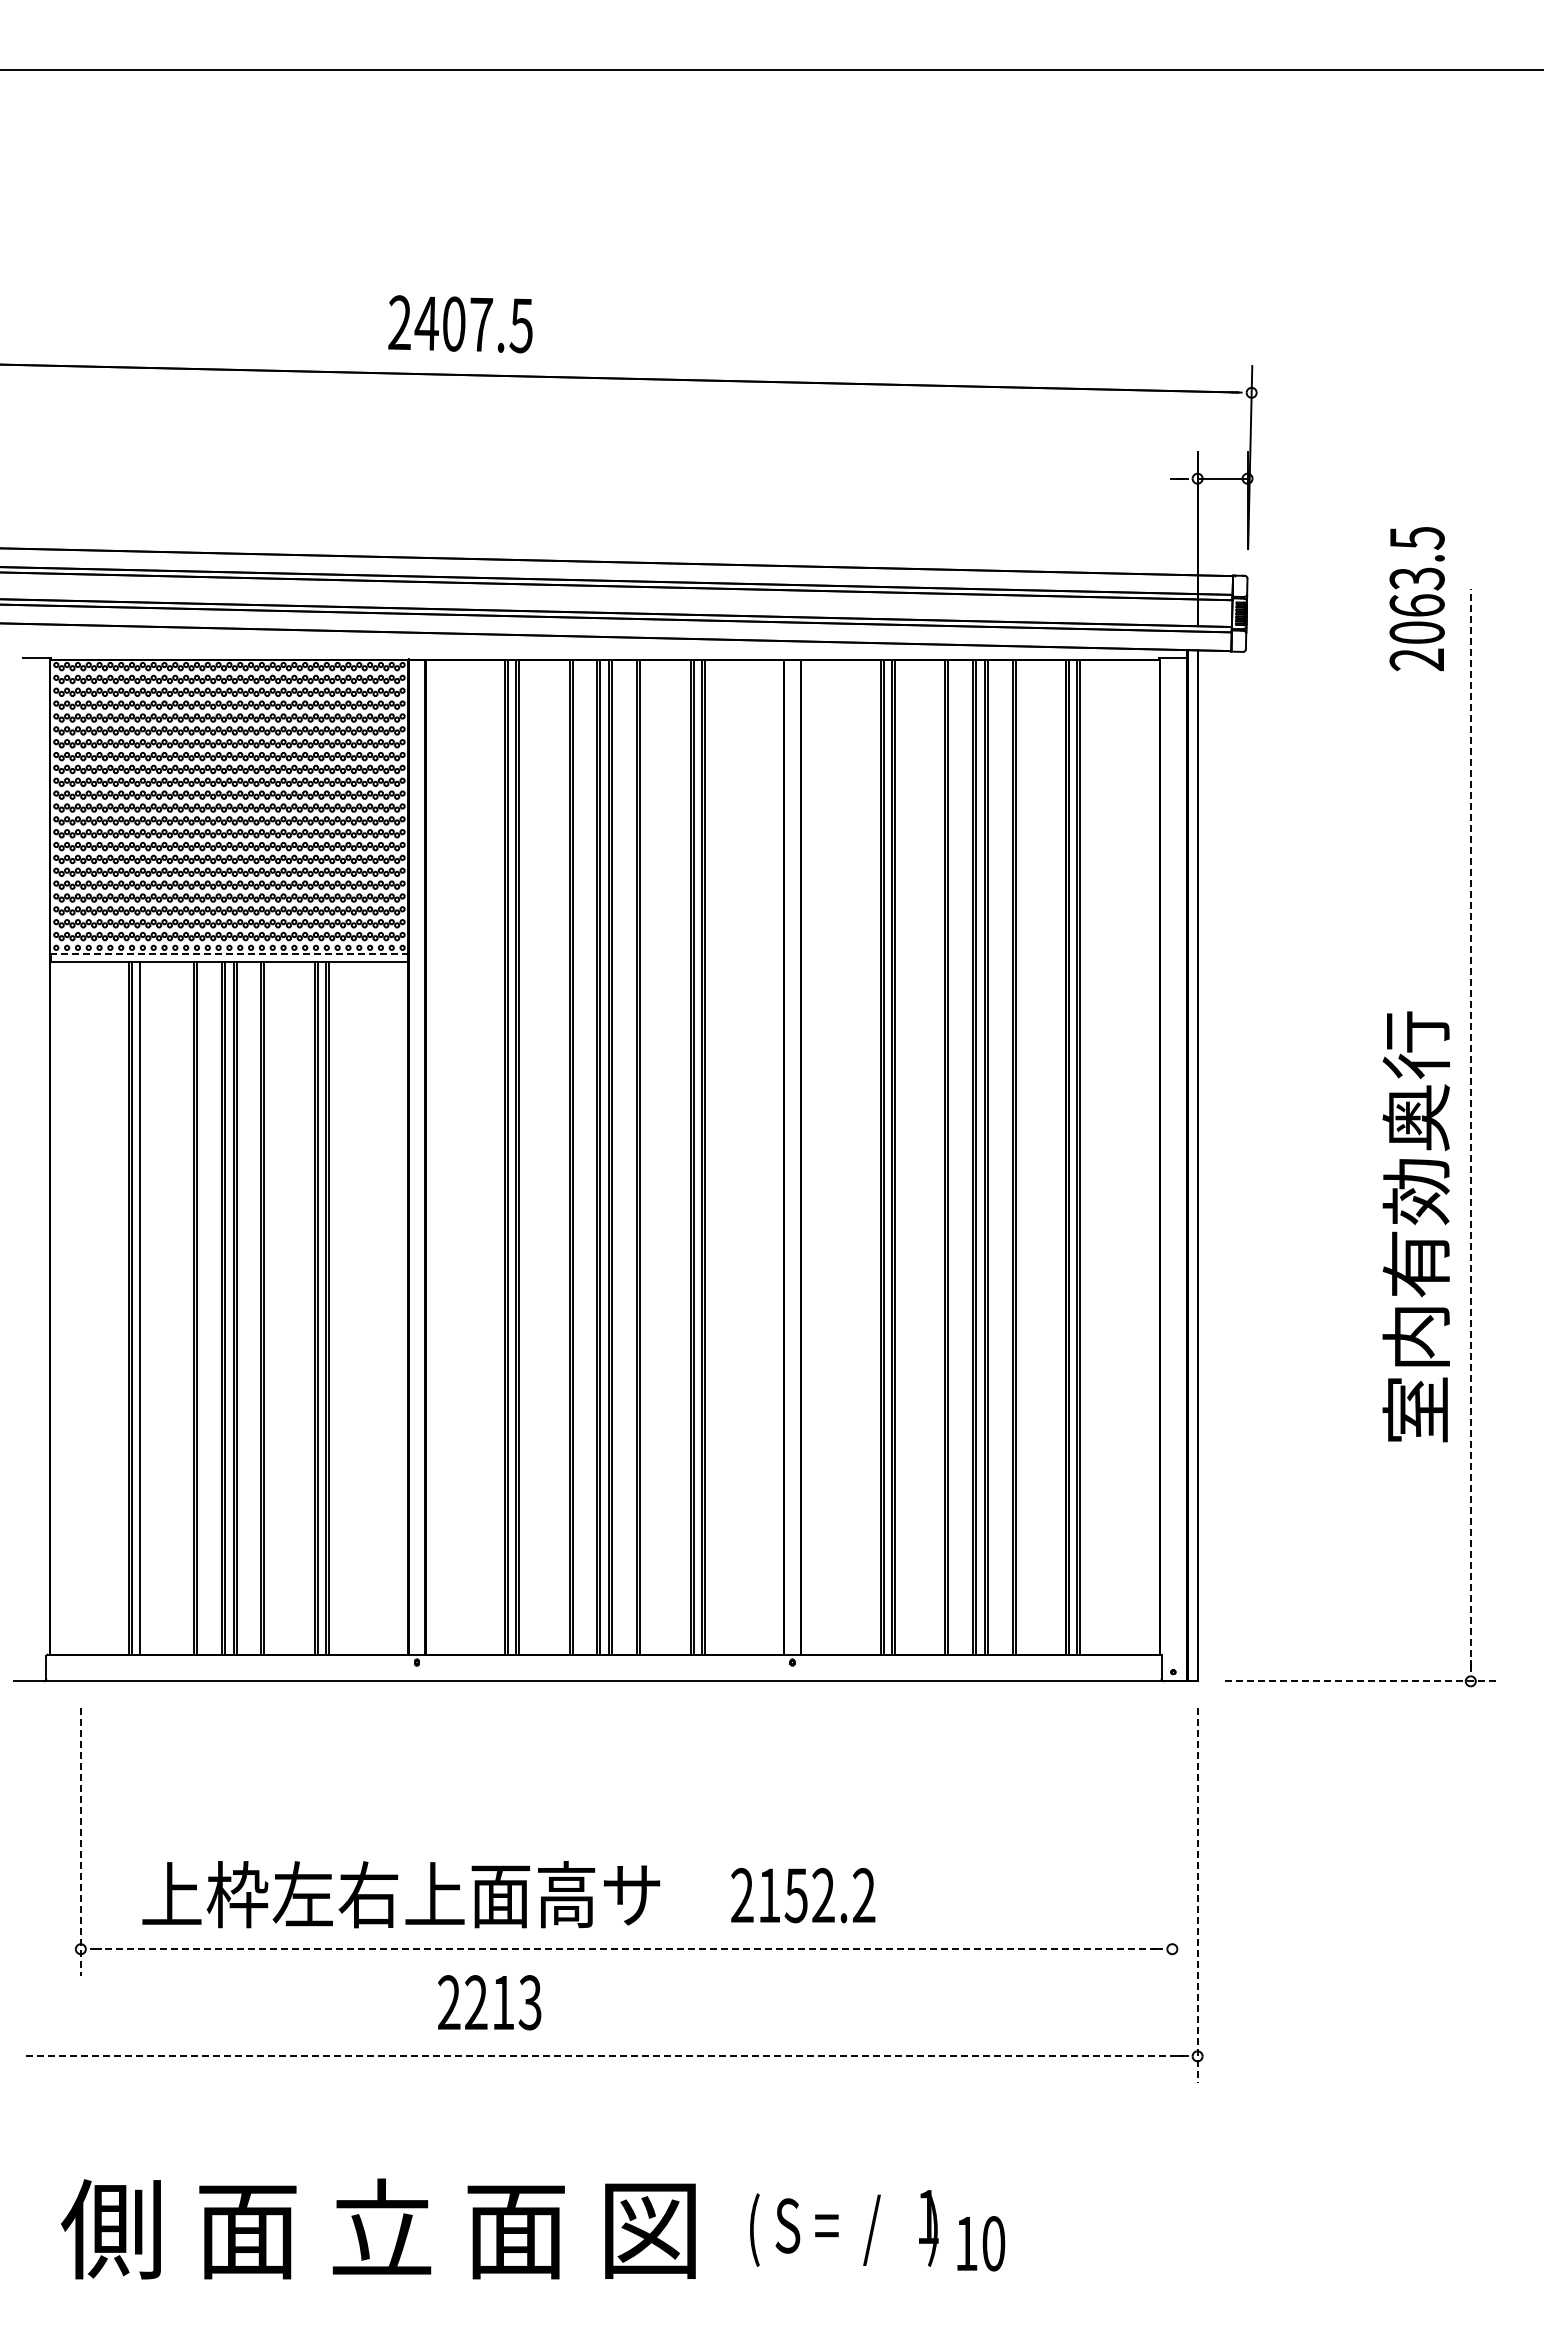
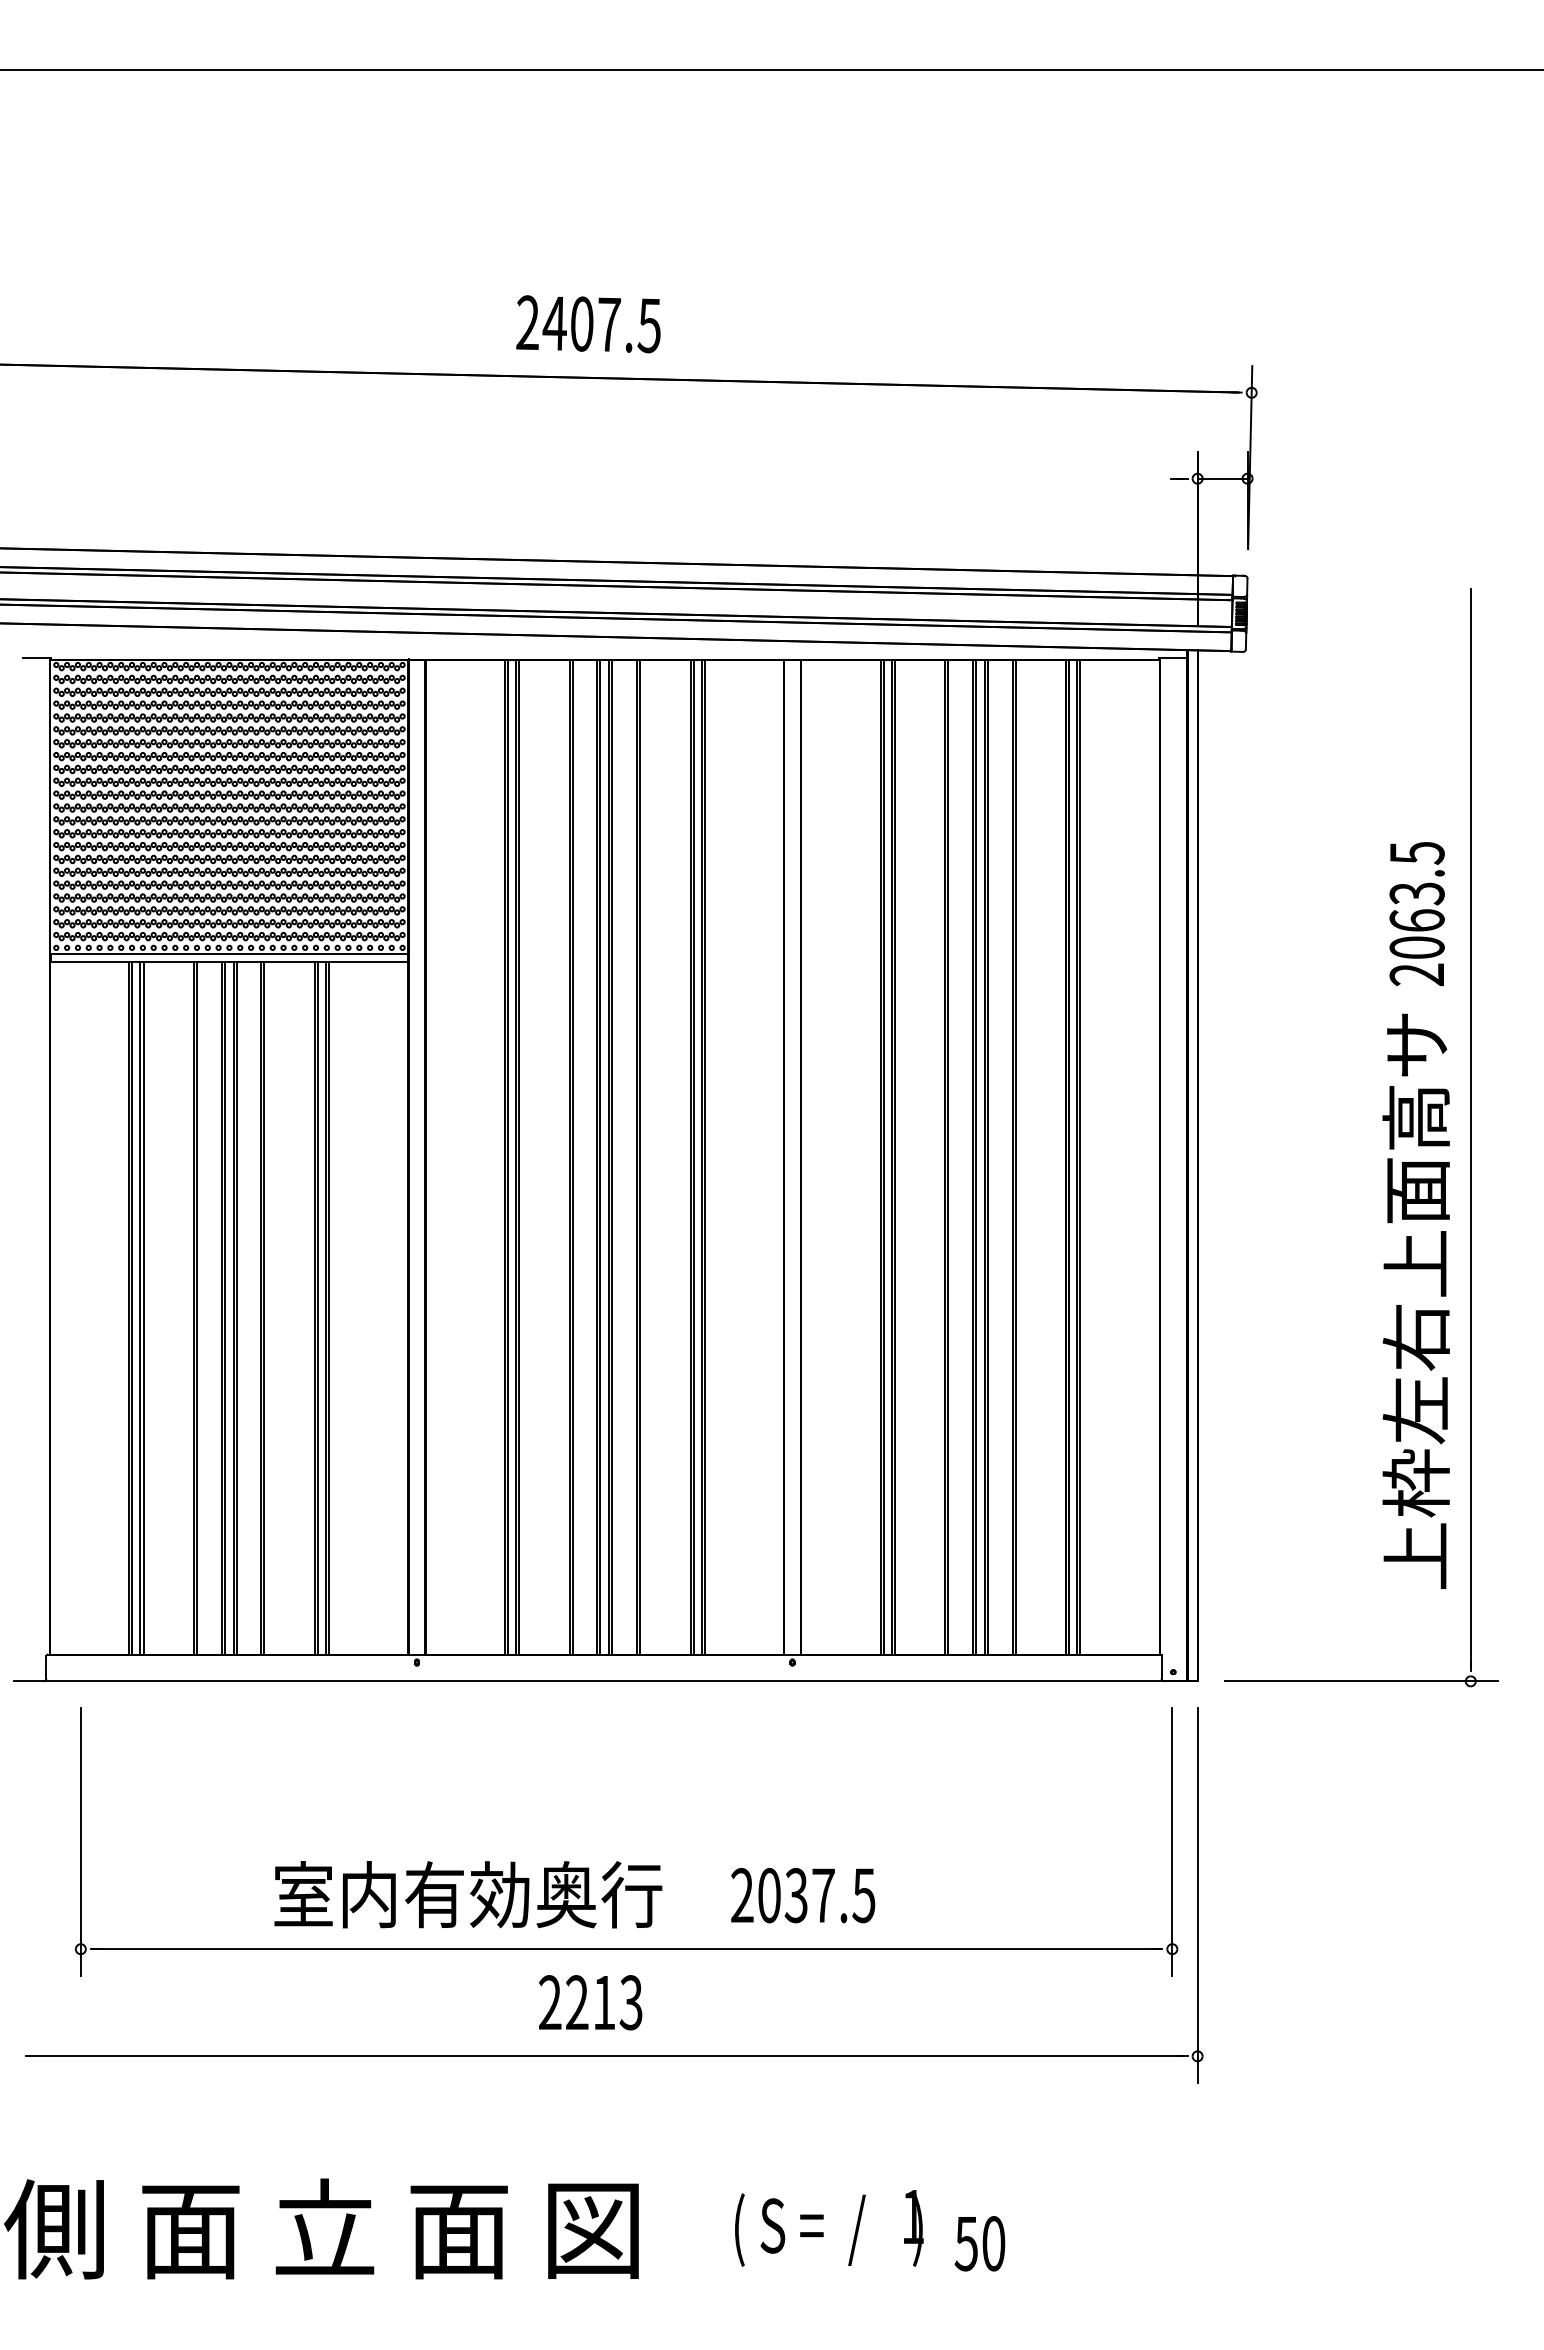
text position: (460, 324) -> (588, 324) (588, 324)
text position: (1416, 599) -> (1416, 914) (1416, 914)
line: dashed -> solid (229, 954)
line: dashed -> solid (1470, 1128)
text: 室内有効奥行 -> 上枠左右上面高サ (1415, 1299)
line: none -> present (143, 1308)
line: dashed -> solid (1361, 1681)
line: none -> present (1172, 1841)
line: dashed -> solid (80, 1842)
text: 上枠左右上面高サ -> 室内有効奥行 (402, 1894)
text: 2152.2 -> 2037.5 (816, 1895)
line: dashed -> solid (1197, 1896)
line: dashed -> solid (627, 1949)
text position: (489, 2002) -> (590, 2002) (590, 2002)
line: dashed -> solid (605, 2056)
text position: (378, 2228) -> (321, 2228) (321, 2228)
text position: (844, 2228) -> (829, 2228) (829, 2228)
text: 10 -> 50 (965, 2244)
